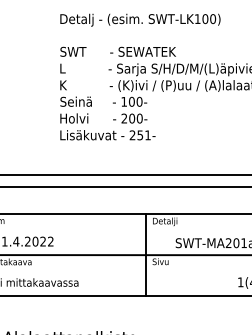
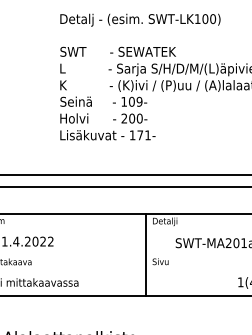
text: 100- -> 109- (139, 101)
text: 251- -> 171- (136, 135)
line: present -> none (125, 255)
